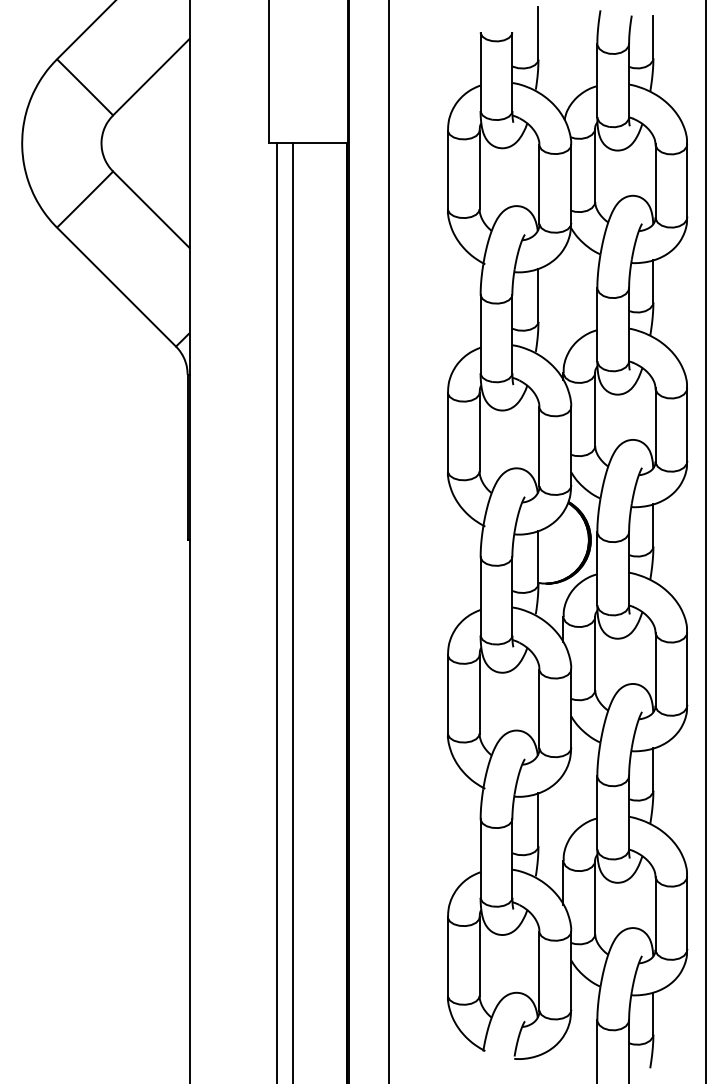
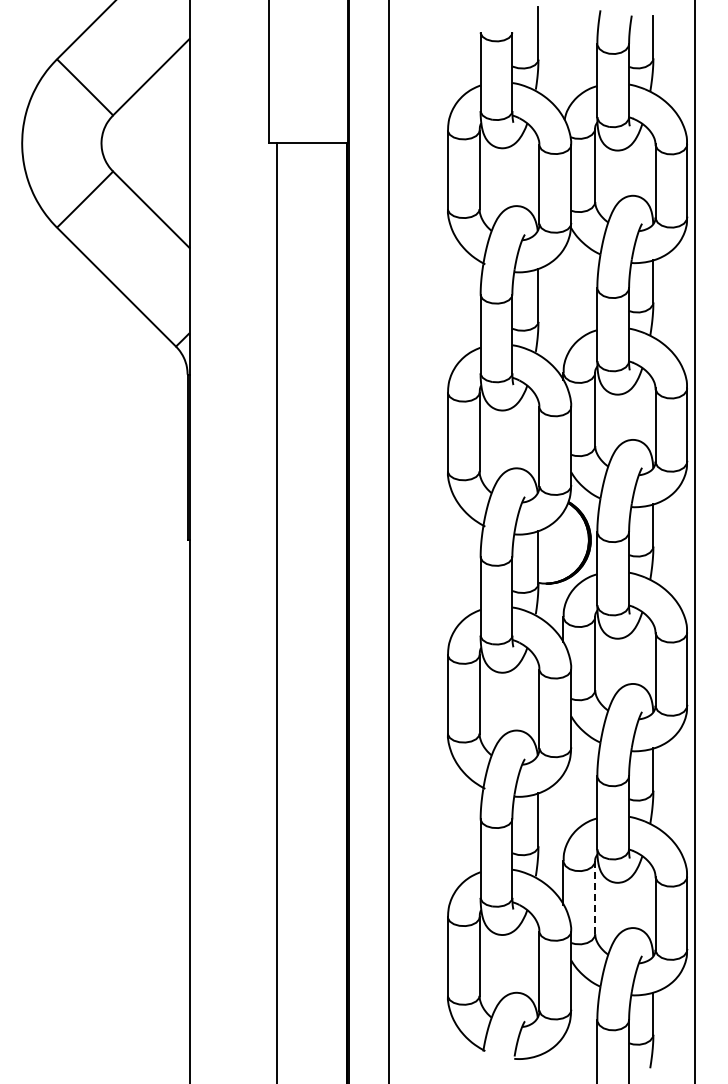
line position: (705, 541) -> (694, 541) (694, 541)
line: present -> none (292, 611)
line: solid -> dashed (595, 897)
